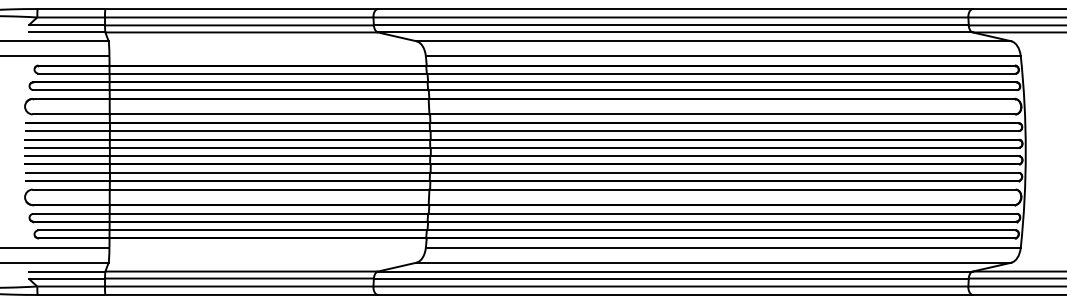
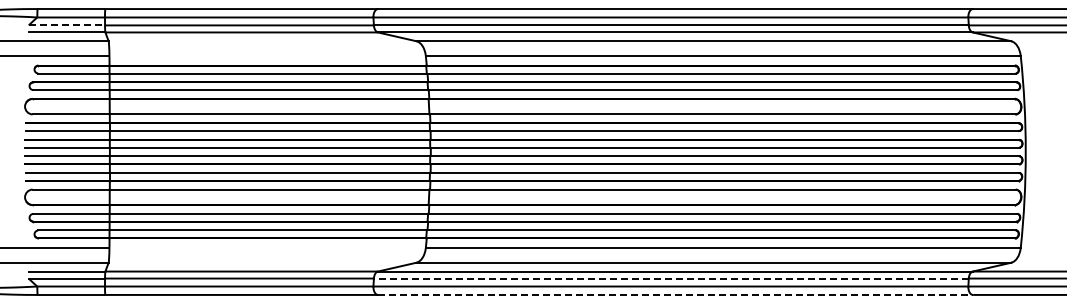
line: solid -> dashed (67, 25)
line: solid -> dashed (670, 278)
line: solid -> dashed (676, 294)
